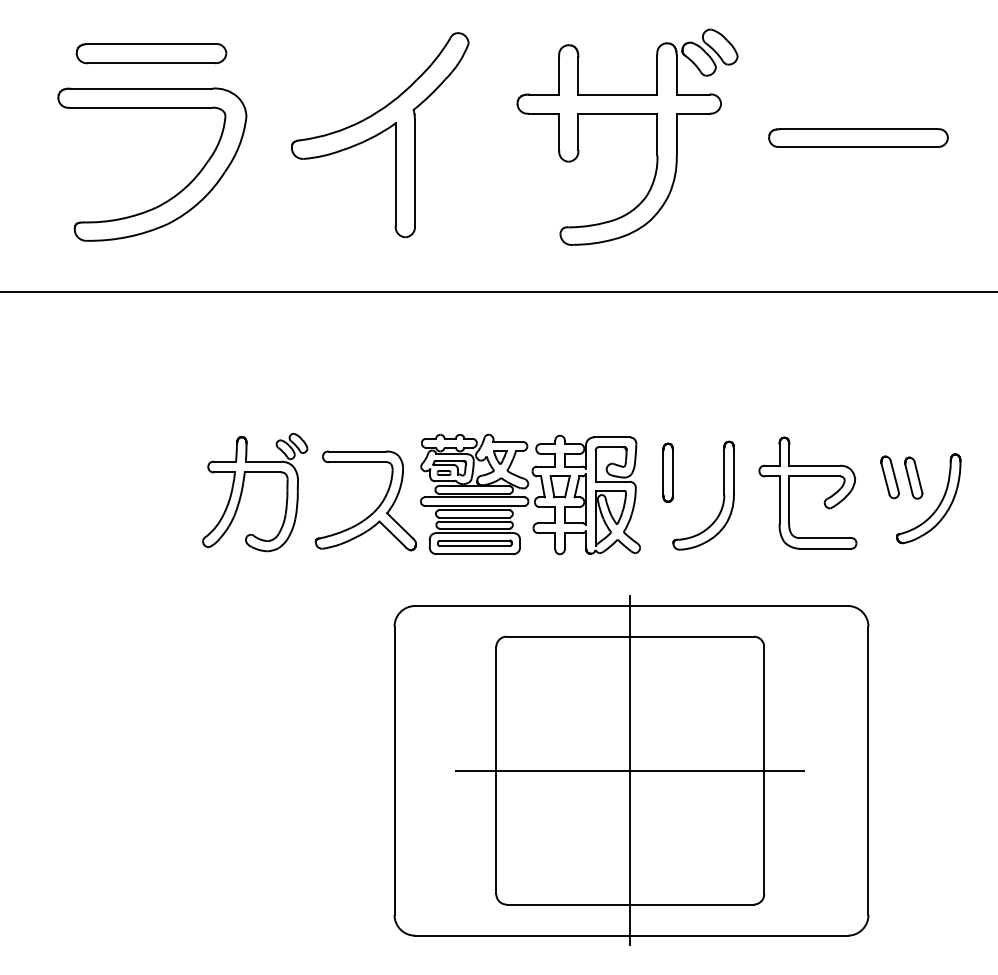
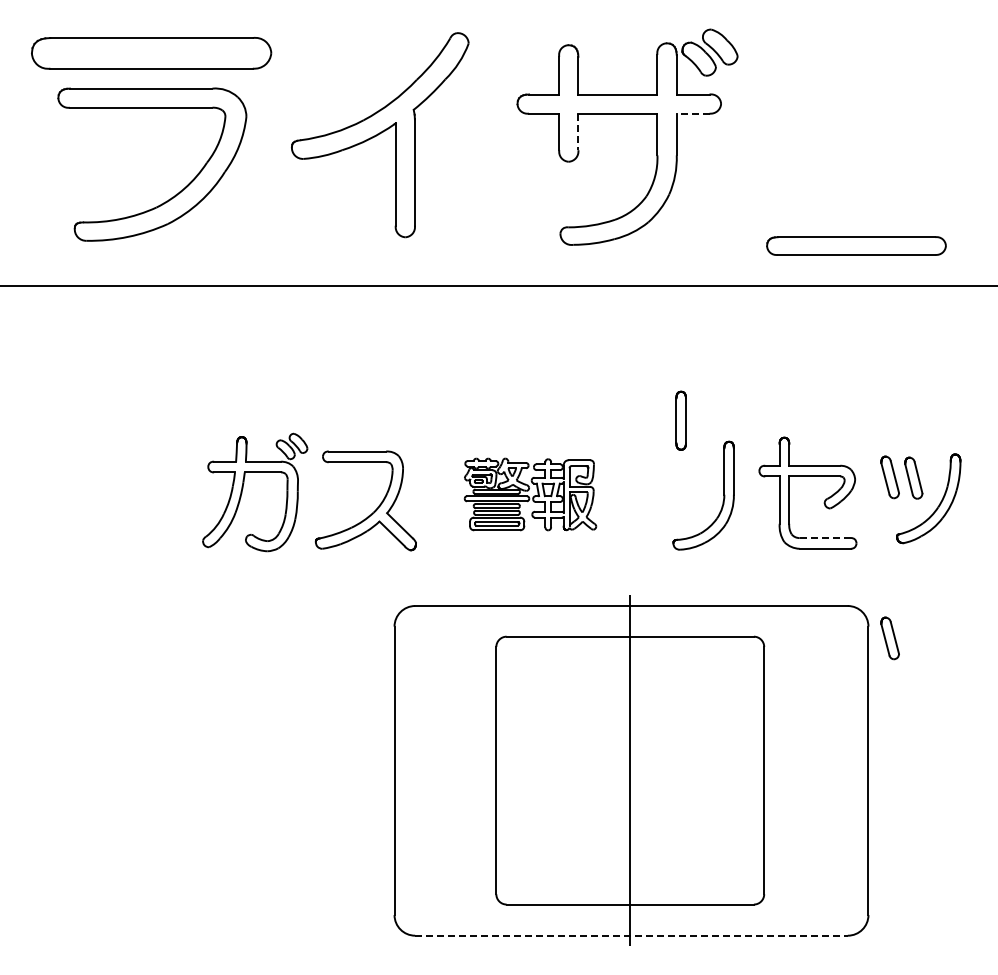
part size: 153x22 px -> 242x33 px (151, 53)
line: solid -> dashed (692, 113)
line: solid -> dashed (578, 132)
part position: (858, 137) -> (856, 245) (856, 245)
line position: (498, 291) -> (498, 285) (498, 285)
part position: (667, 472) -> (680, 420) (680, 420)
part size: 221x123 px -> 135x75 px (530, 494)
line: solid -> dashed (825, 538)
part: none -> present (889, 638)
line: present -> none (630, 770)
line: solid -> dashed (632, 935)
